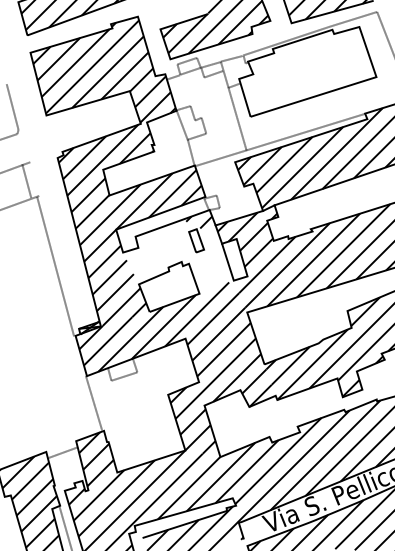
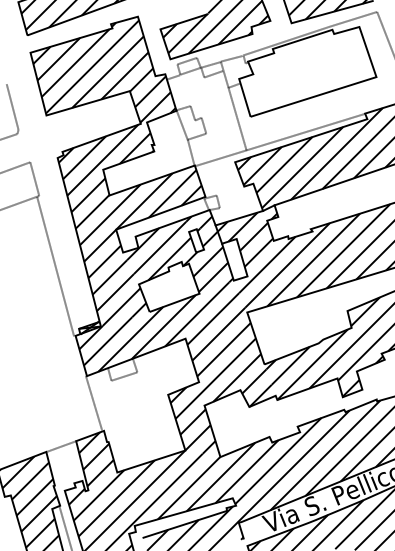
line position: (26, 180) -> (34, 178) (34, 178)
hatch: none -> present (158, 250)
hatch: none -> present (208, 259)
line position: (63, 452) -> (61, 446) (61, 446)
